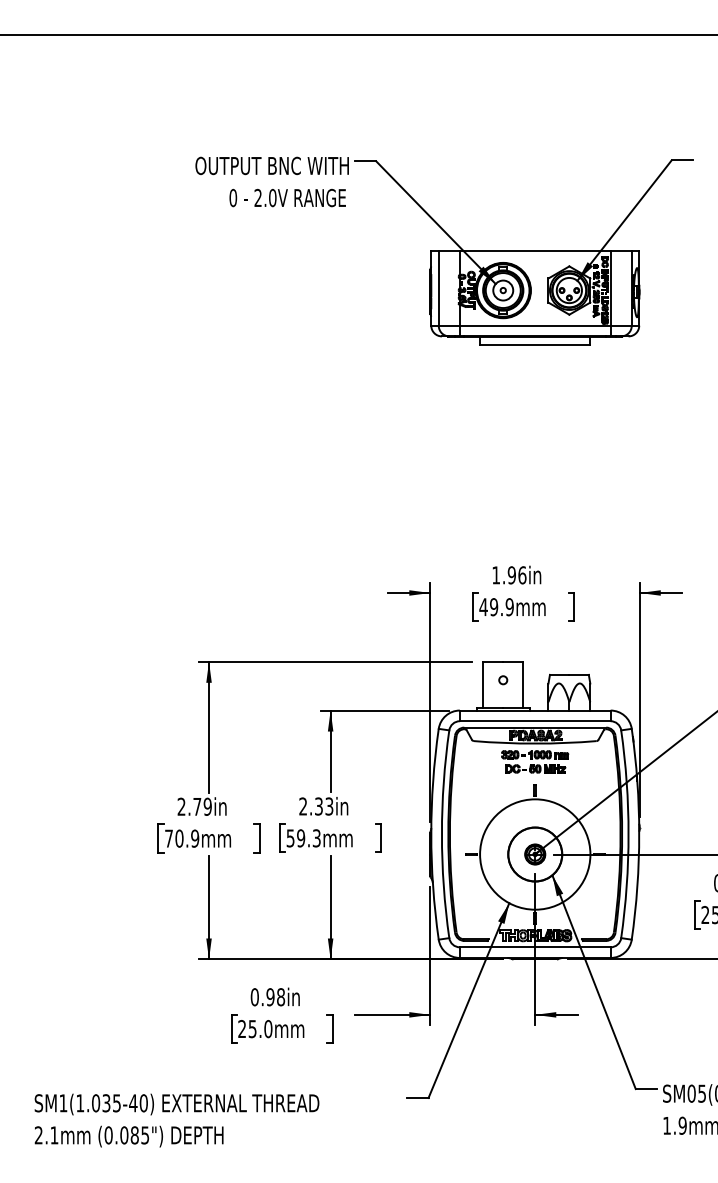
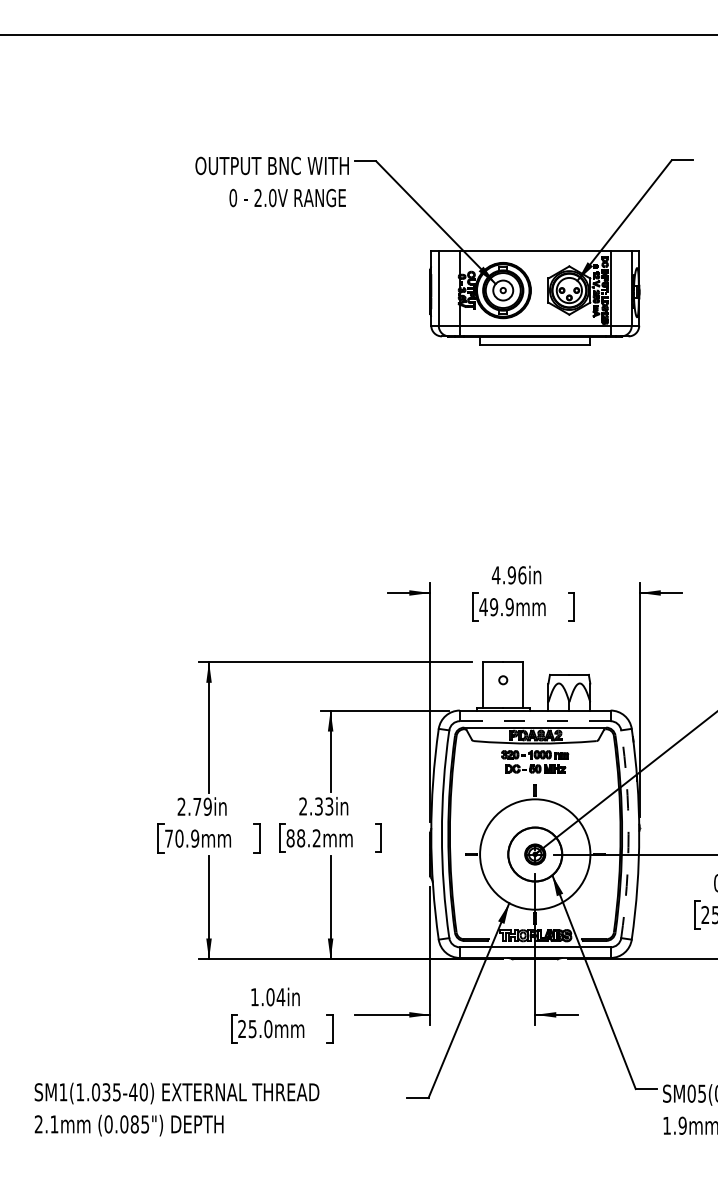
text: 1.96in -> 4.96in (495, 575)
line: solid -> dashed (534, 721)
arc: solid -> dashed (628, 834)
text: 59.3mm -> 88.2mm (303, 838)
text: 0.98in -> 1.04in (267, 997)
text position: (176, 1120) -> (176, 1109) (176, 1109)
